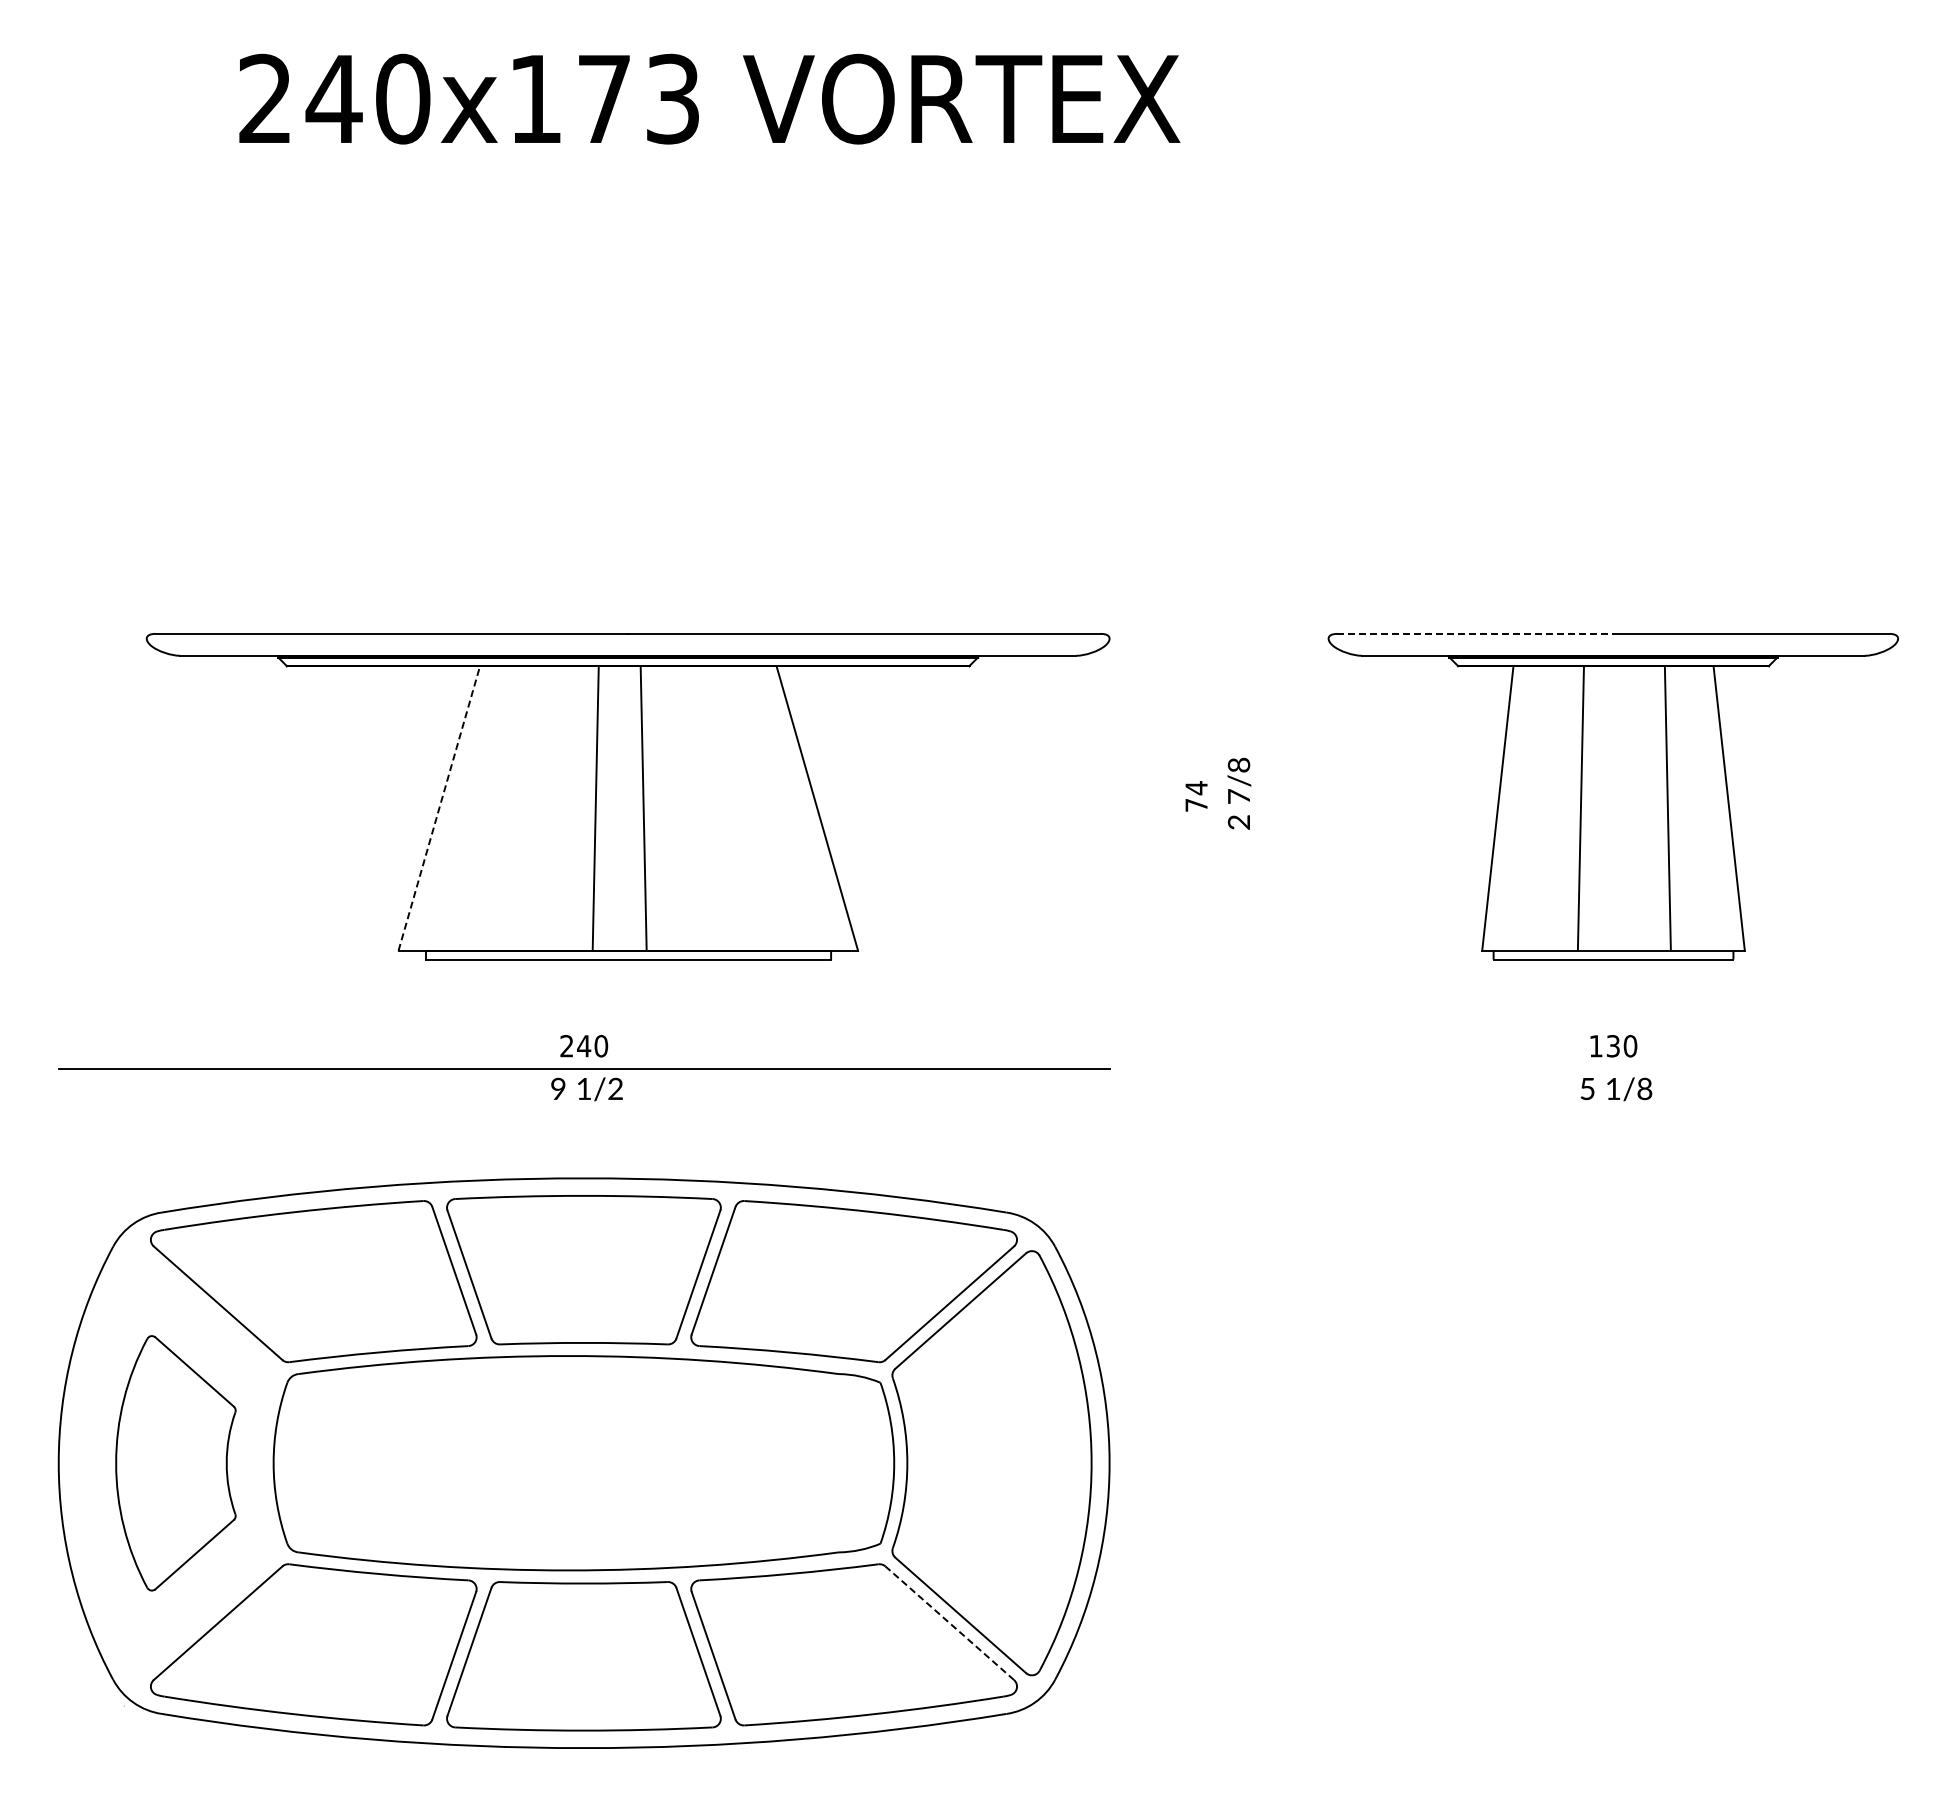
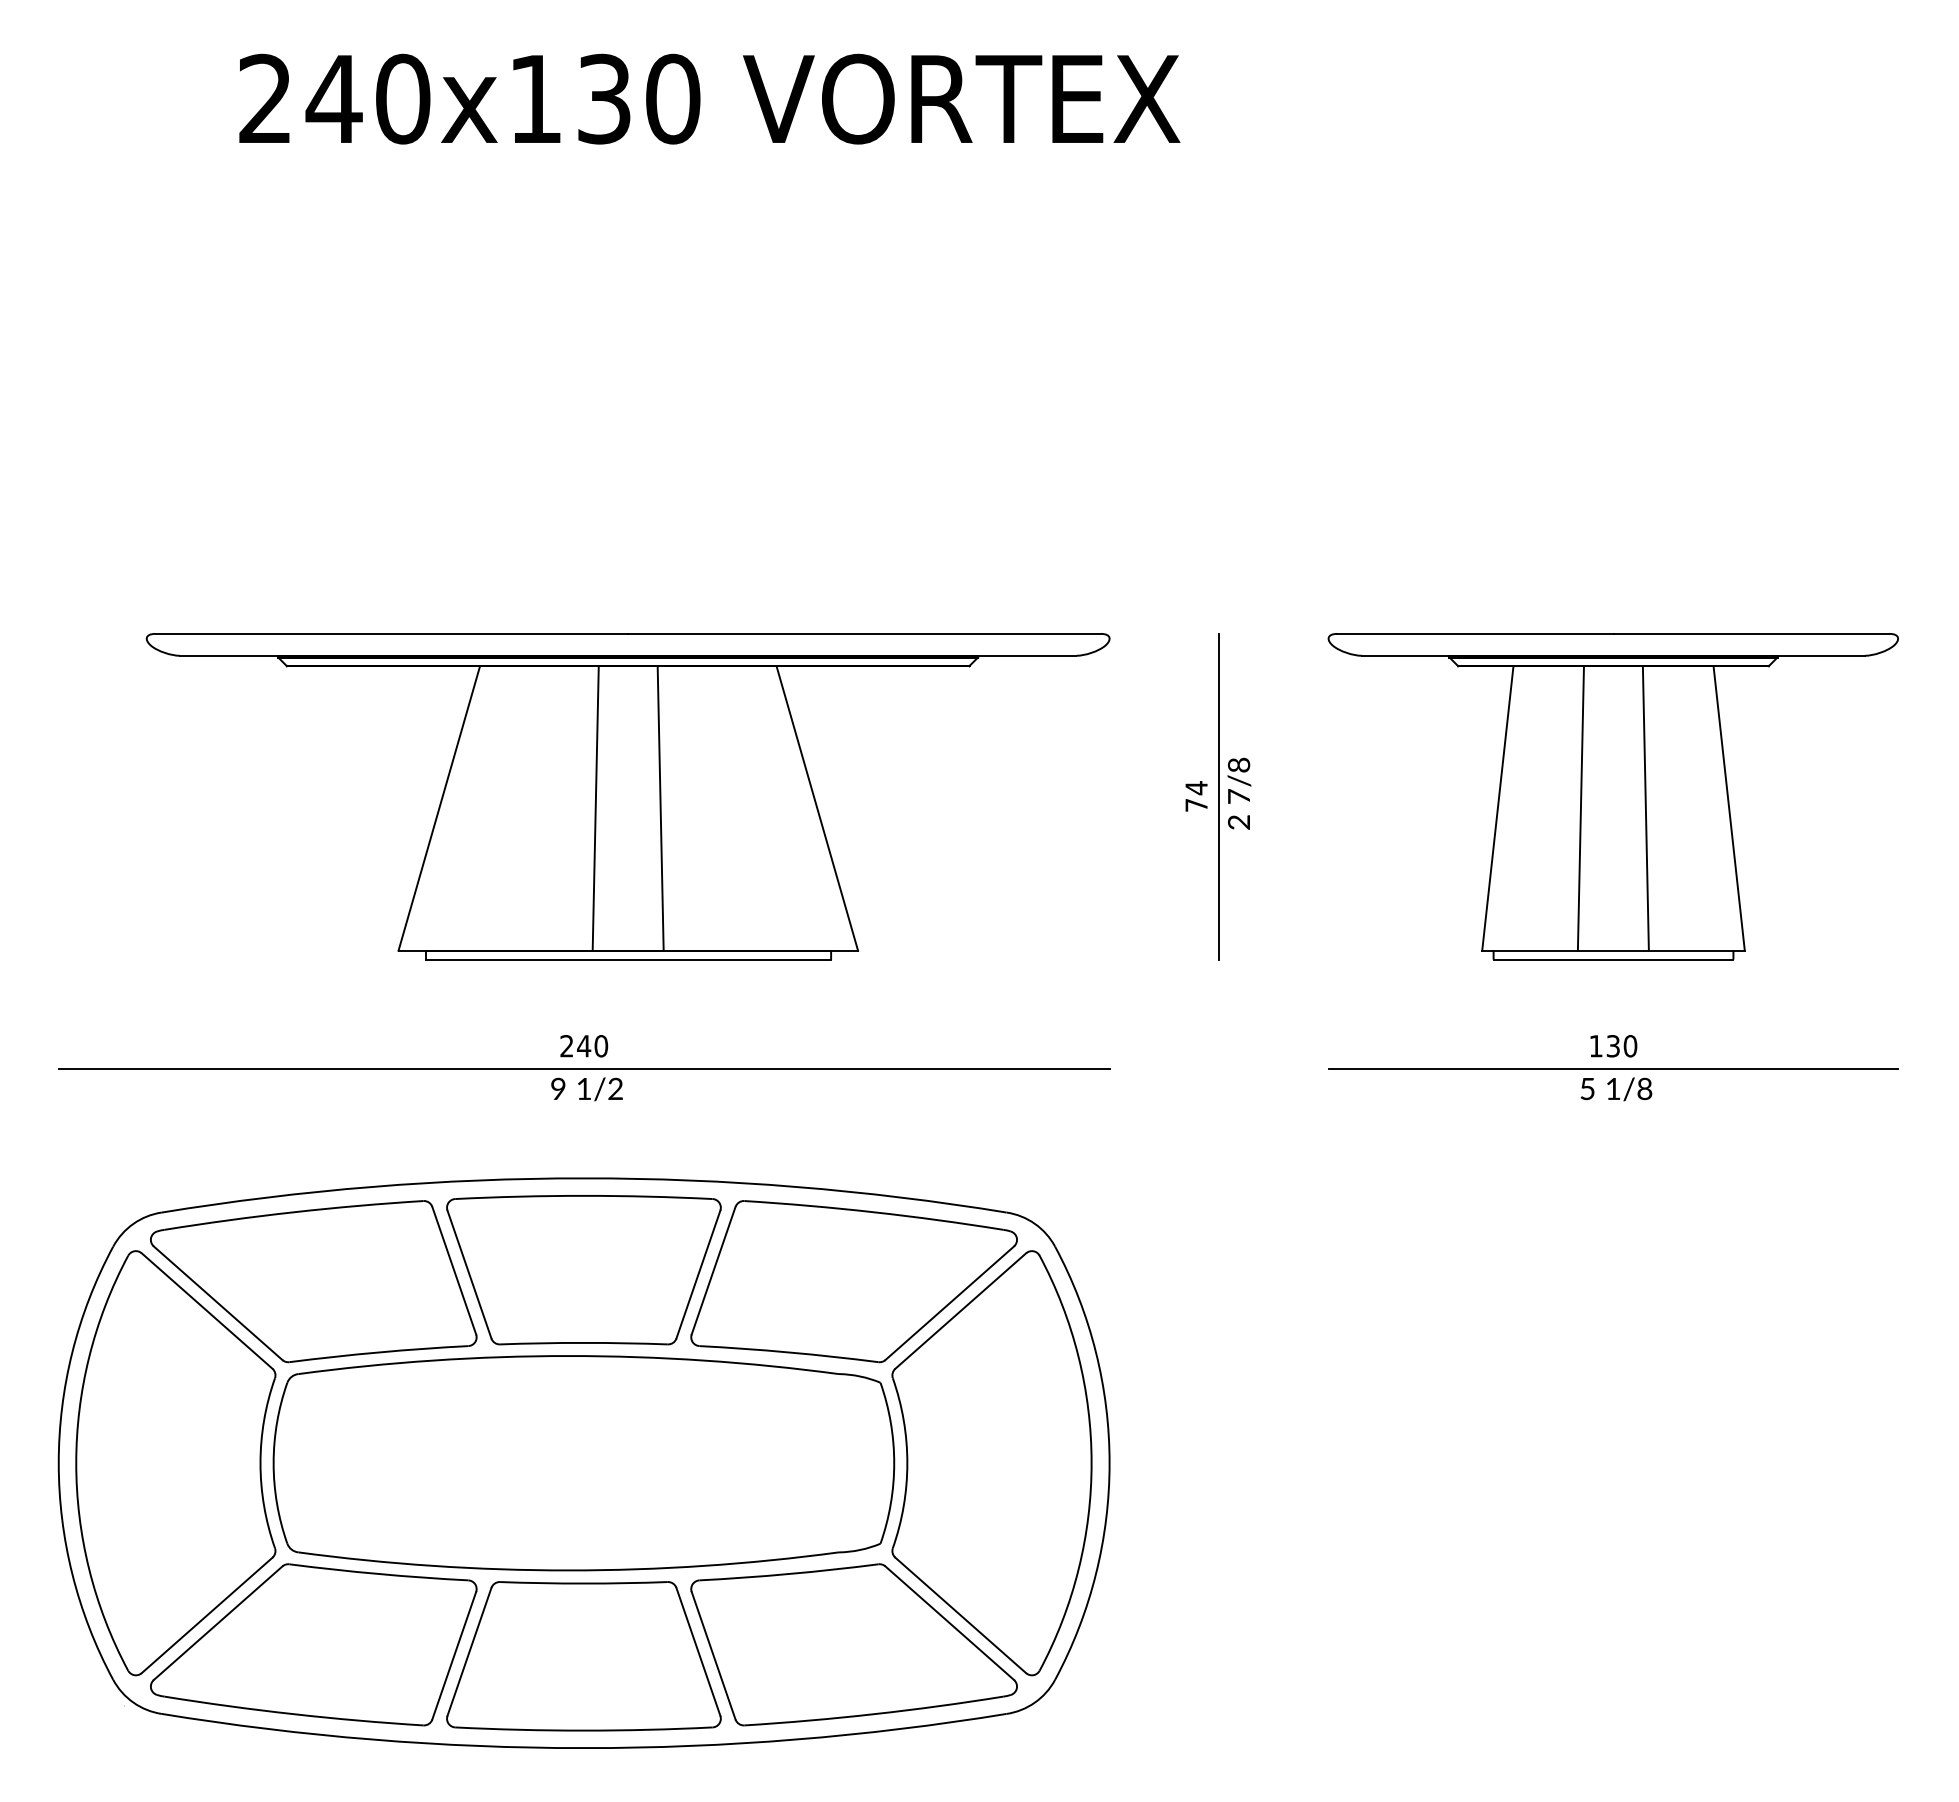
text: 240x173 -> 240x130 (639, 98)
line: dashed -> solid (1475, 633)
line: none -> present (1219, 796)
line: dashed -> solid (439, 808)
line position: (643, 808) -> (660, 808) (660, 808)
line position: (1667, 808) -> (1645, 808) (1645, 808)
line: none -> present (1612, 1068)
part size: 122x257 px -> 202x427 px (175, 1463)
line: dashed -> solid (949, 1623)
